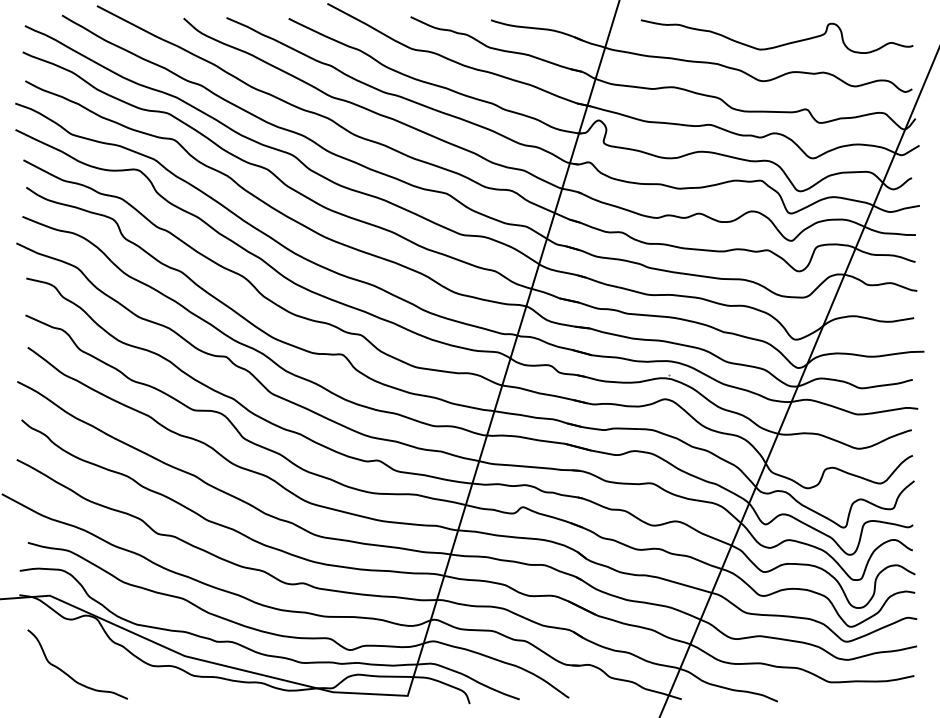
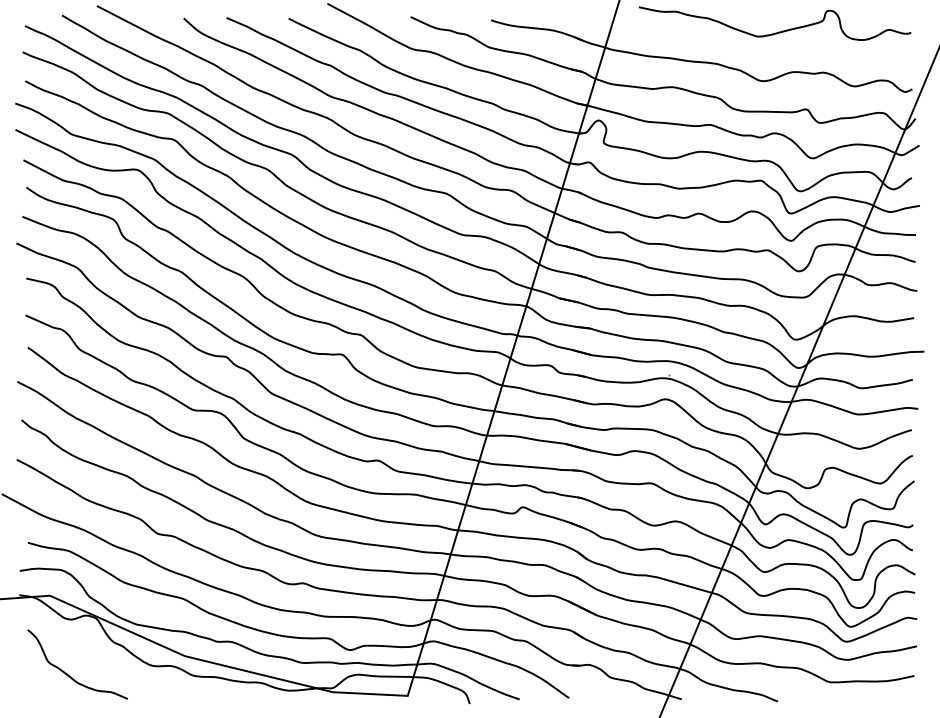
curve position: (780, 44) -> (778, 31) (778, 31)
